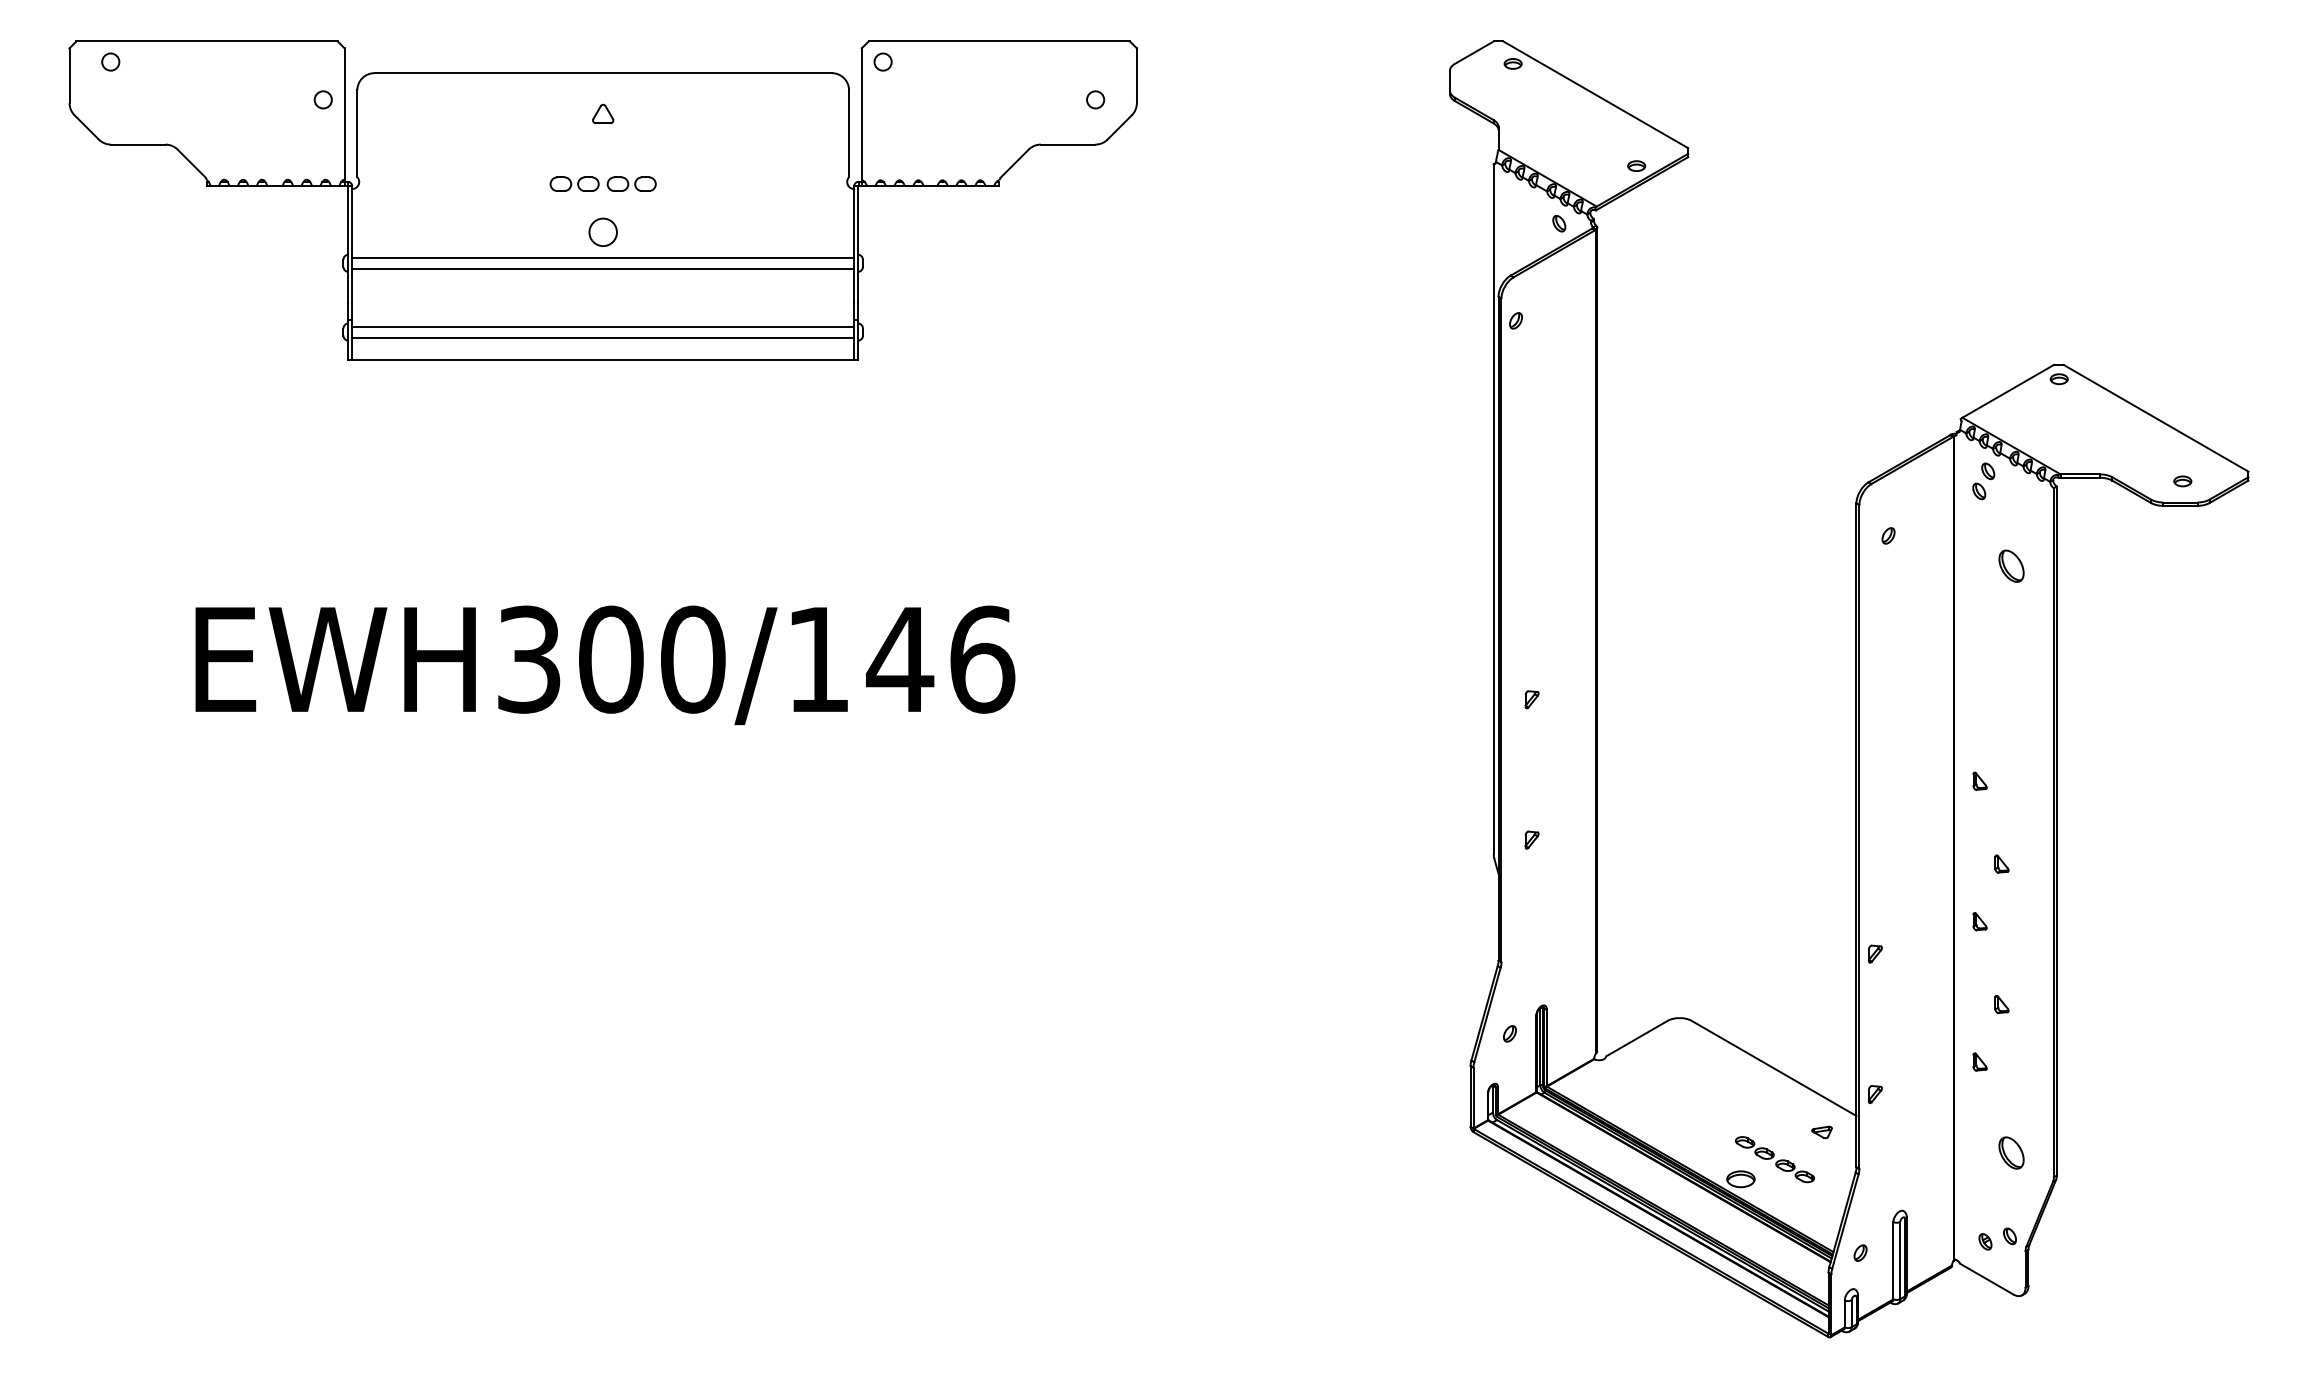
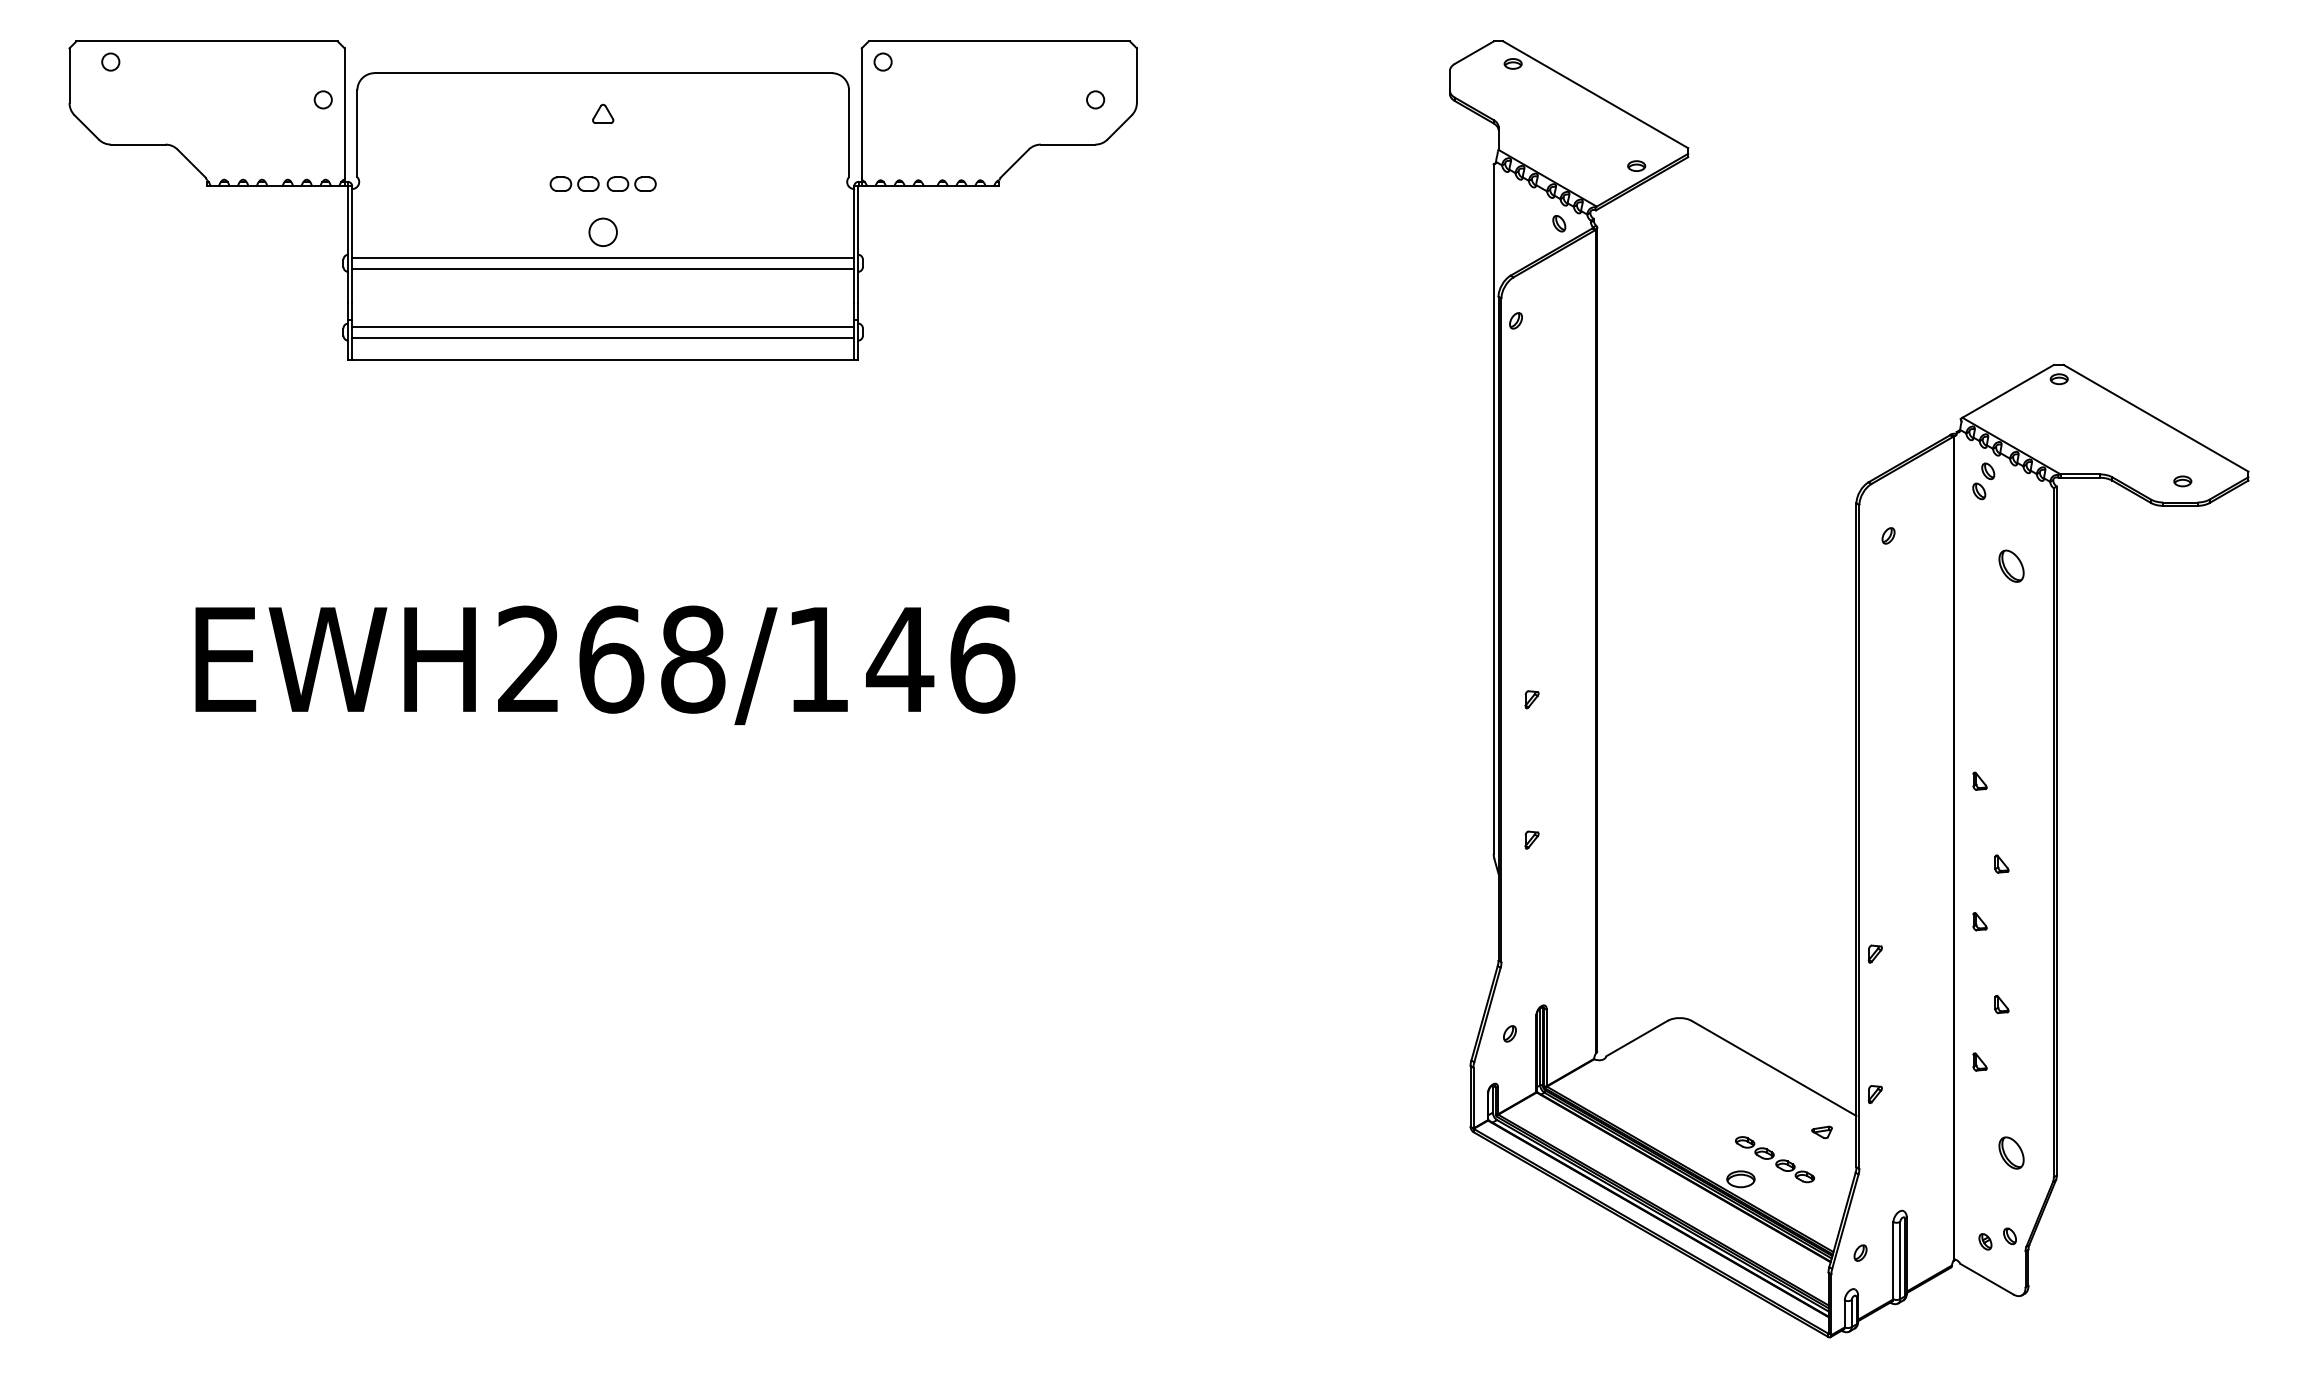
text: EWH300/146 -> EWH268/146 (611, 659)
